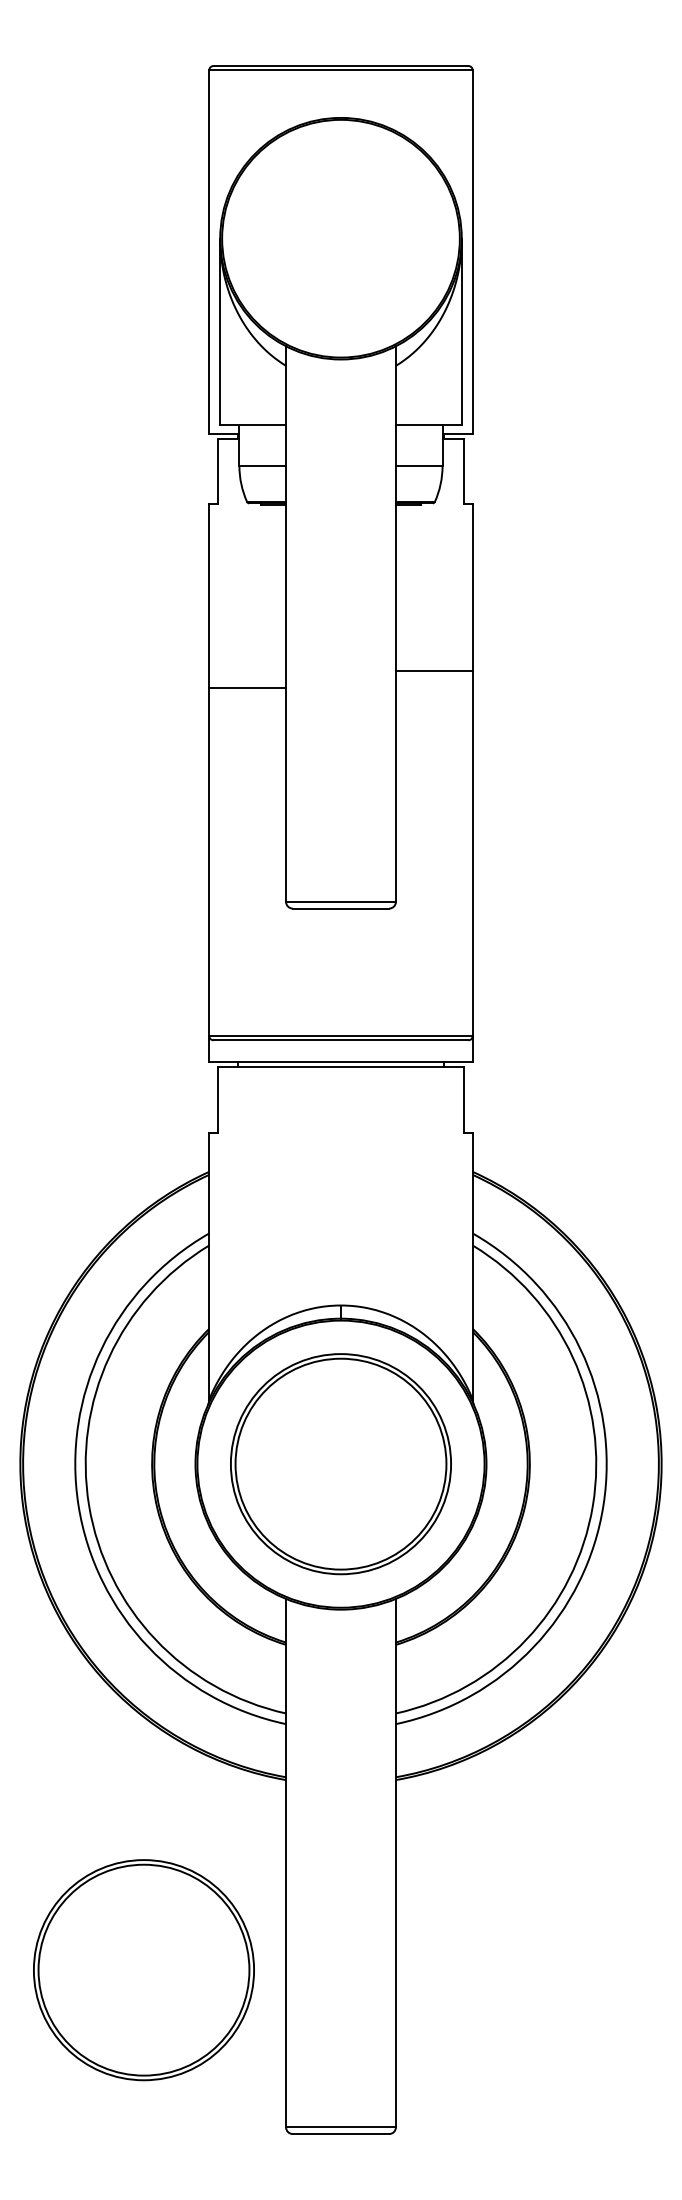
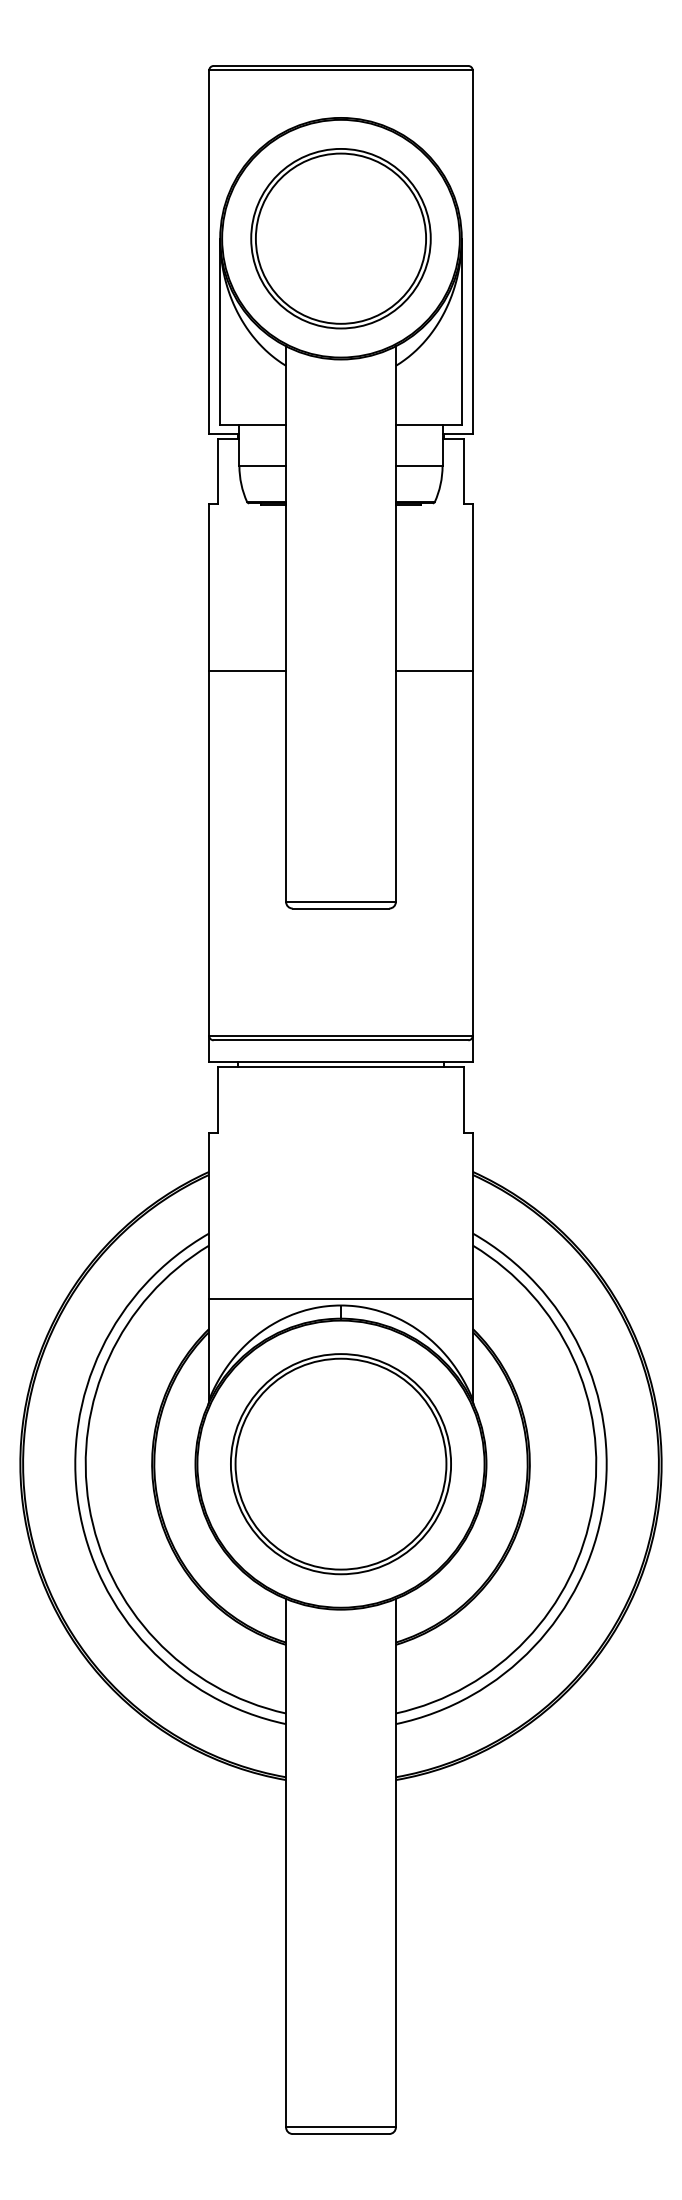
part: none -> present (340, 238)
line position: (247, 688) -> (247, 671) (247, 671)
line: none -> present (340, 1299)
part: present -> none (143, 1970)
